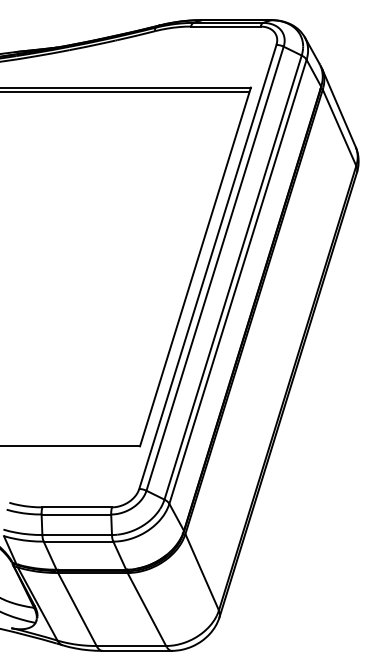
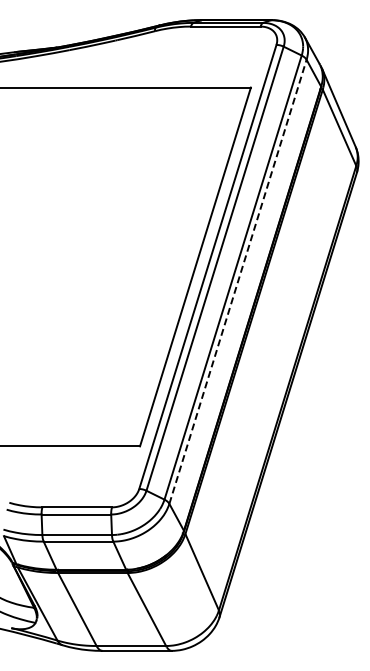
line: present -> none (125, 92)
line: solid -> dashed (238, 281)
